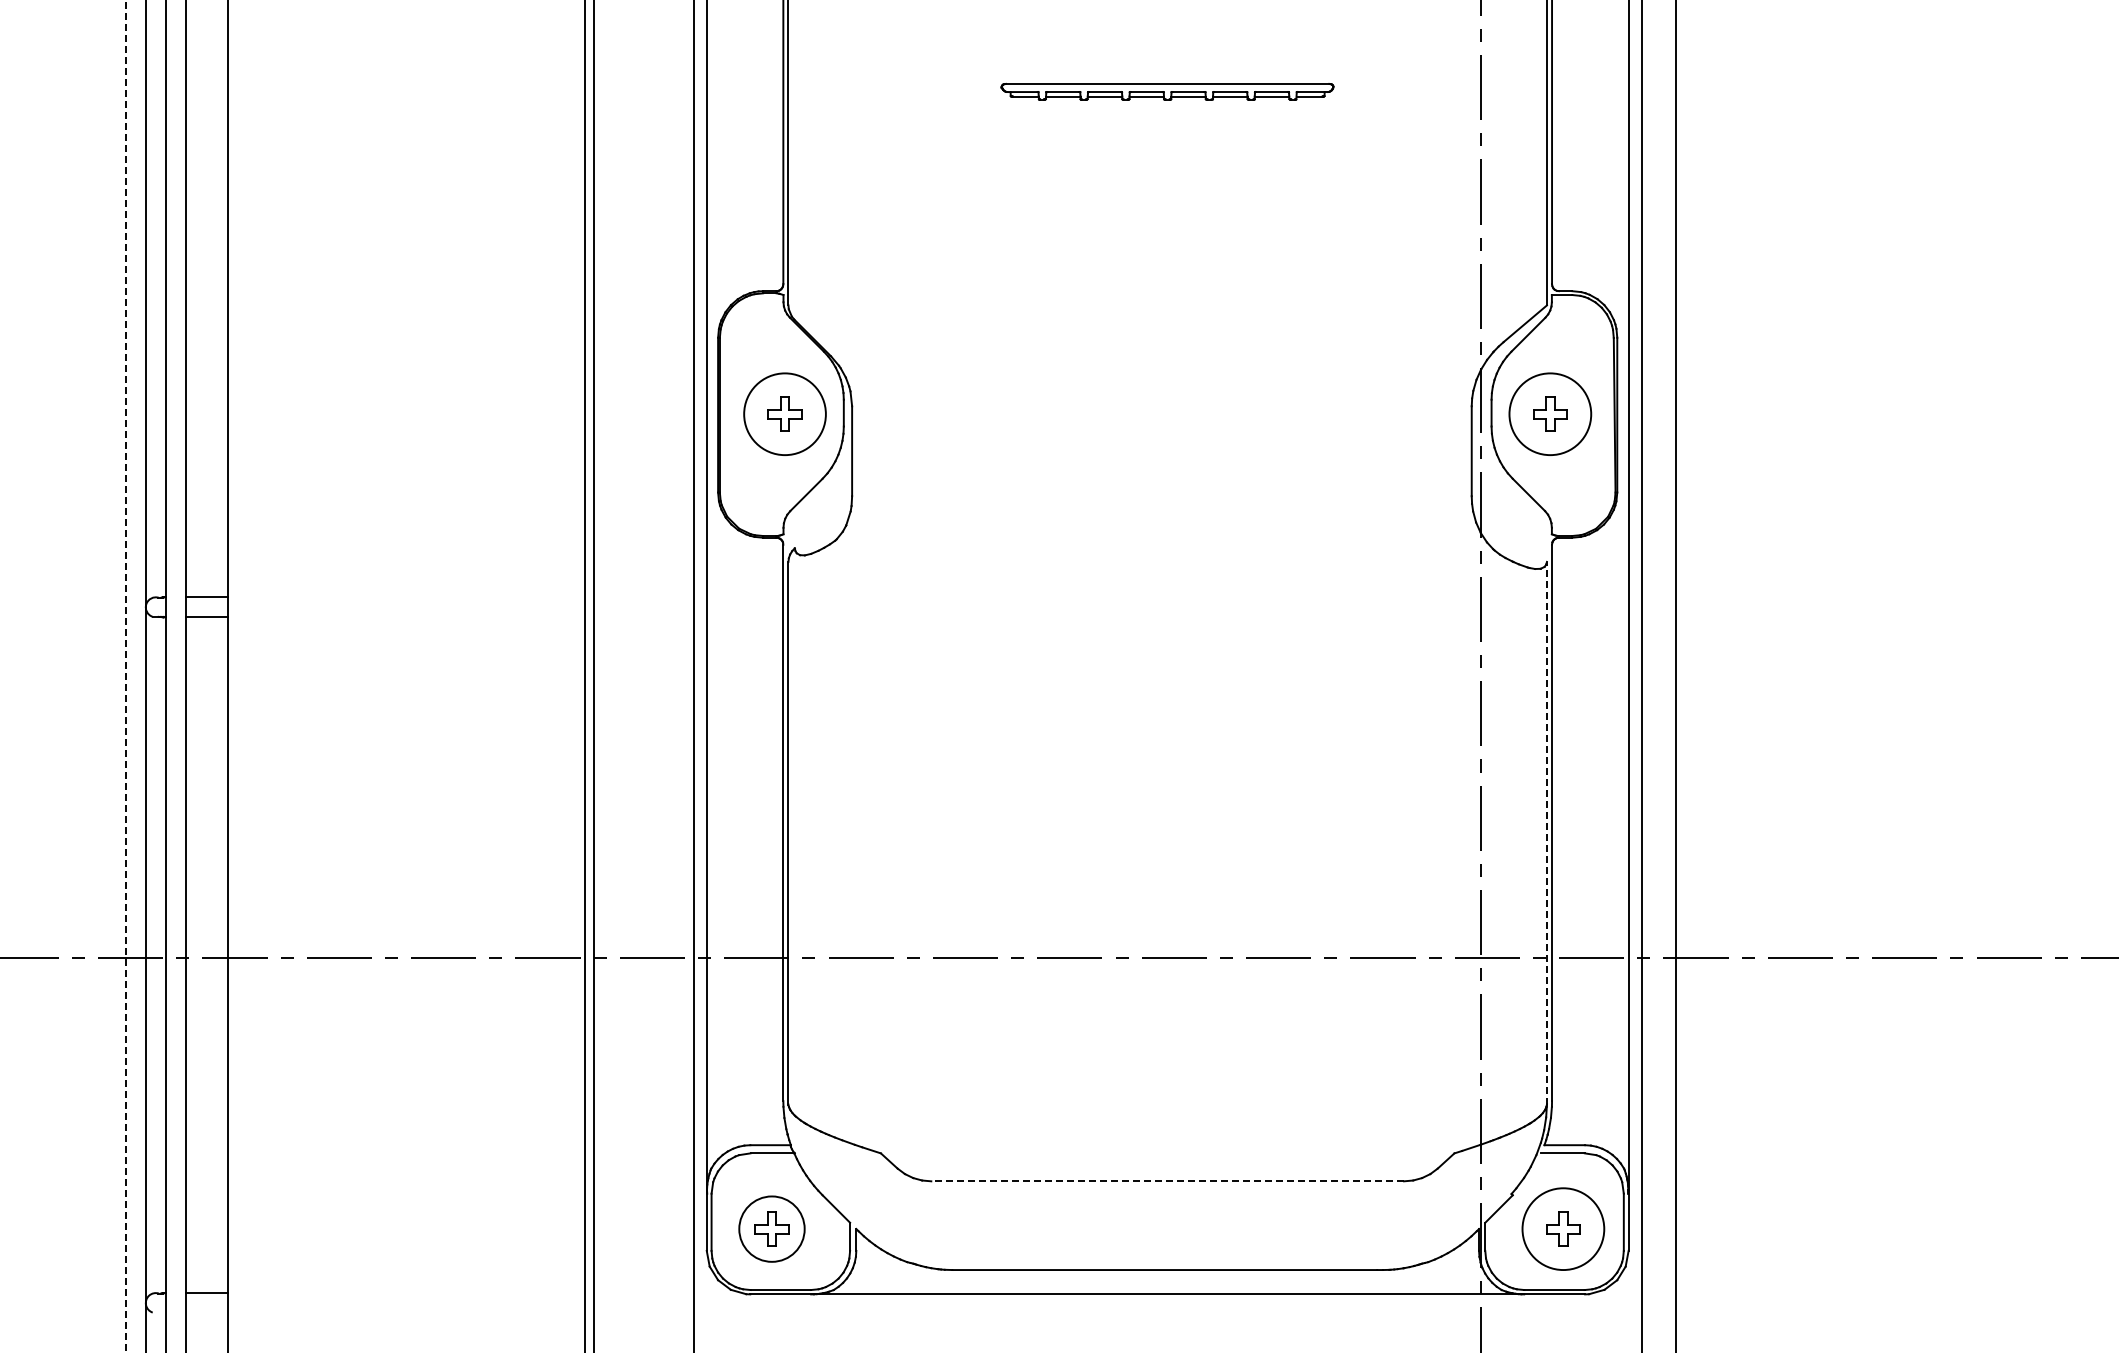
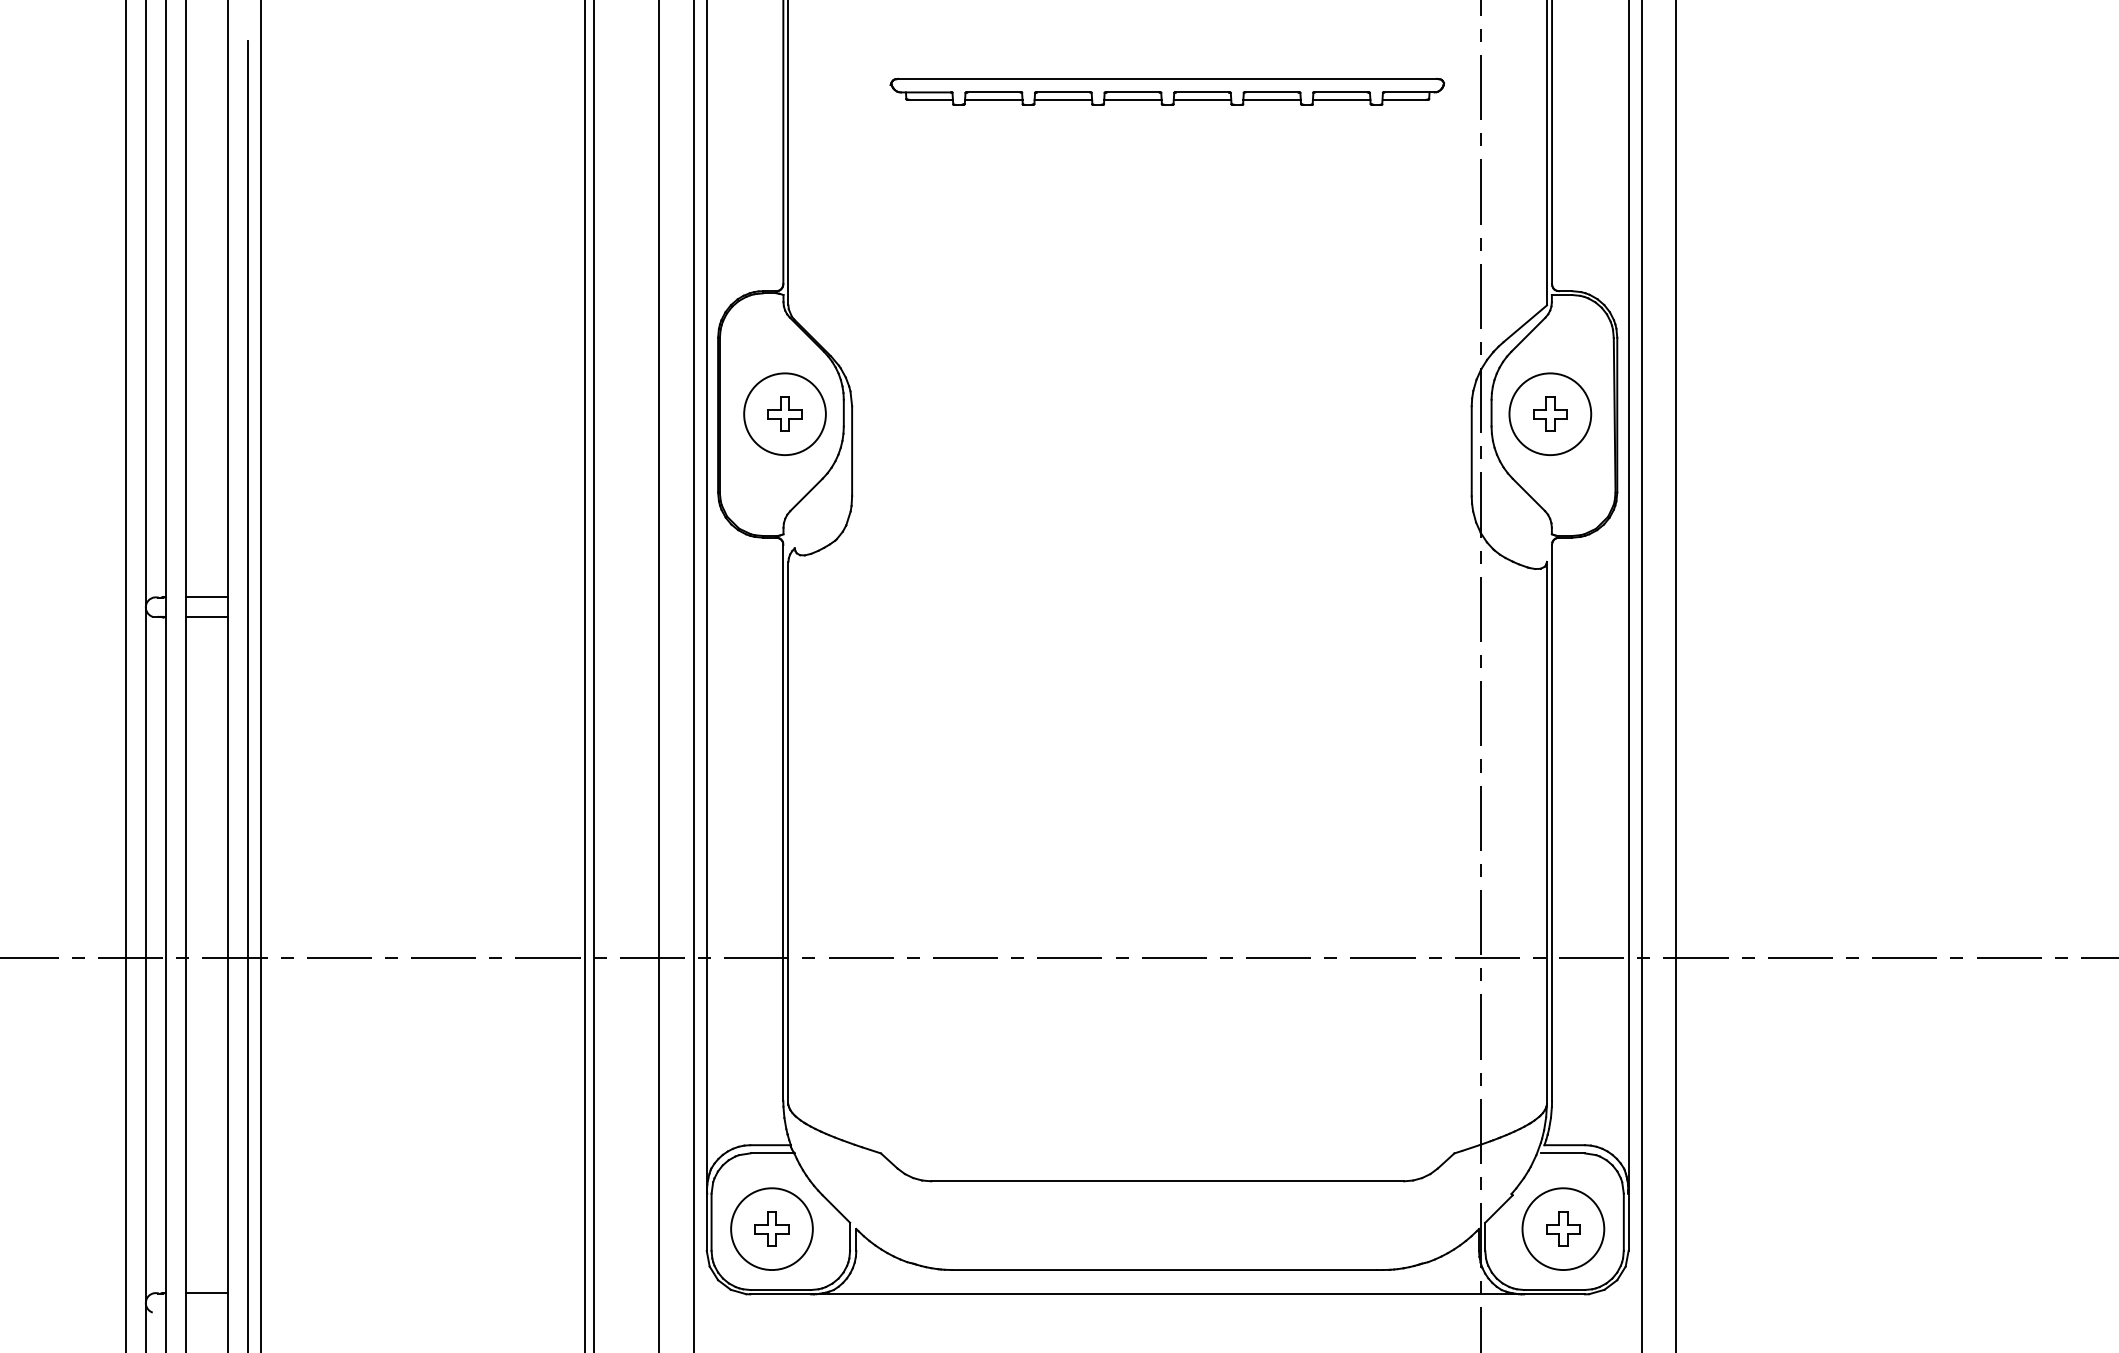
part size: 335x18 px -> 557x29 px (1167, 91)
line: none -> present (260, 675)
line: none -> present (658, 675)
line: dashed -> solid (125, 676)
line: none -> present (247, 694)
line: dashed -> solid (1546, 832)
line: dashed -> solid (1167, 1181)
circle diameter: 65 px -> 82 px (771, 1229)
